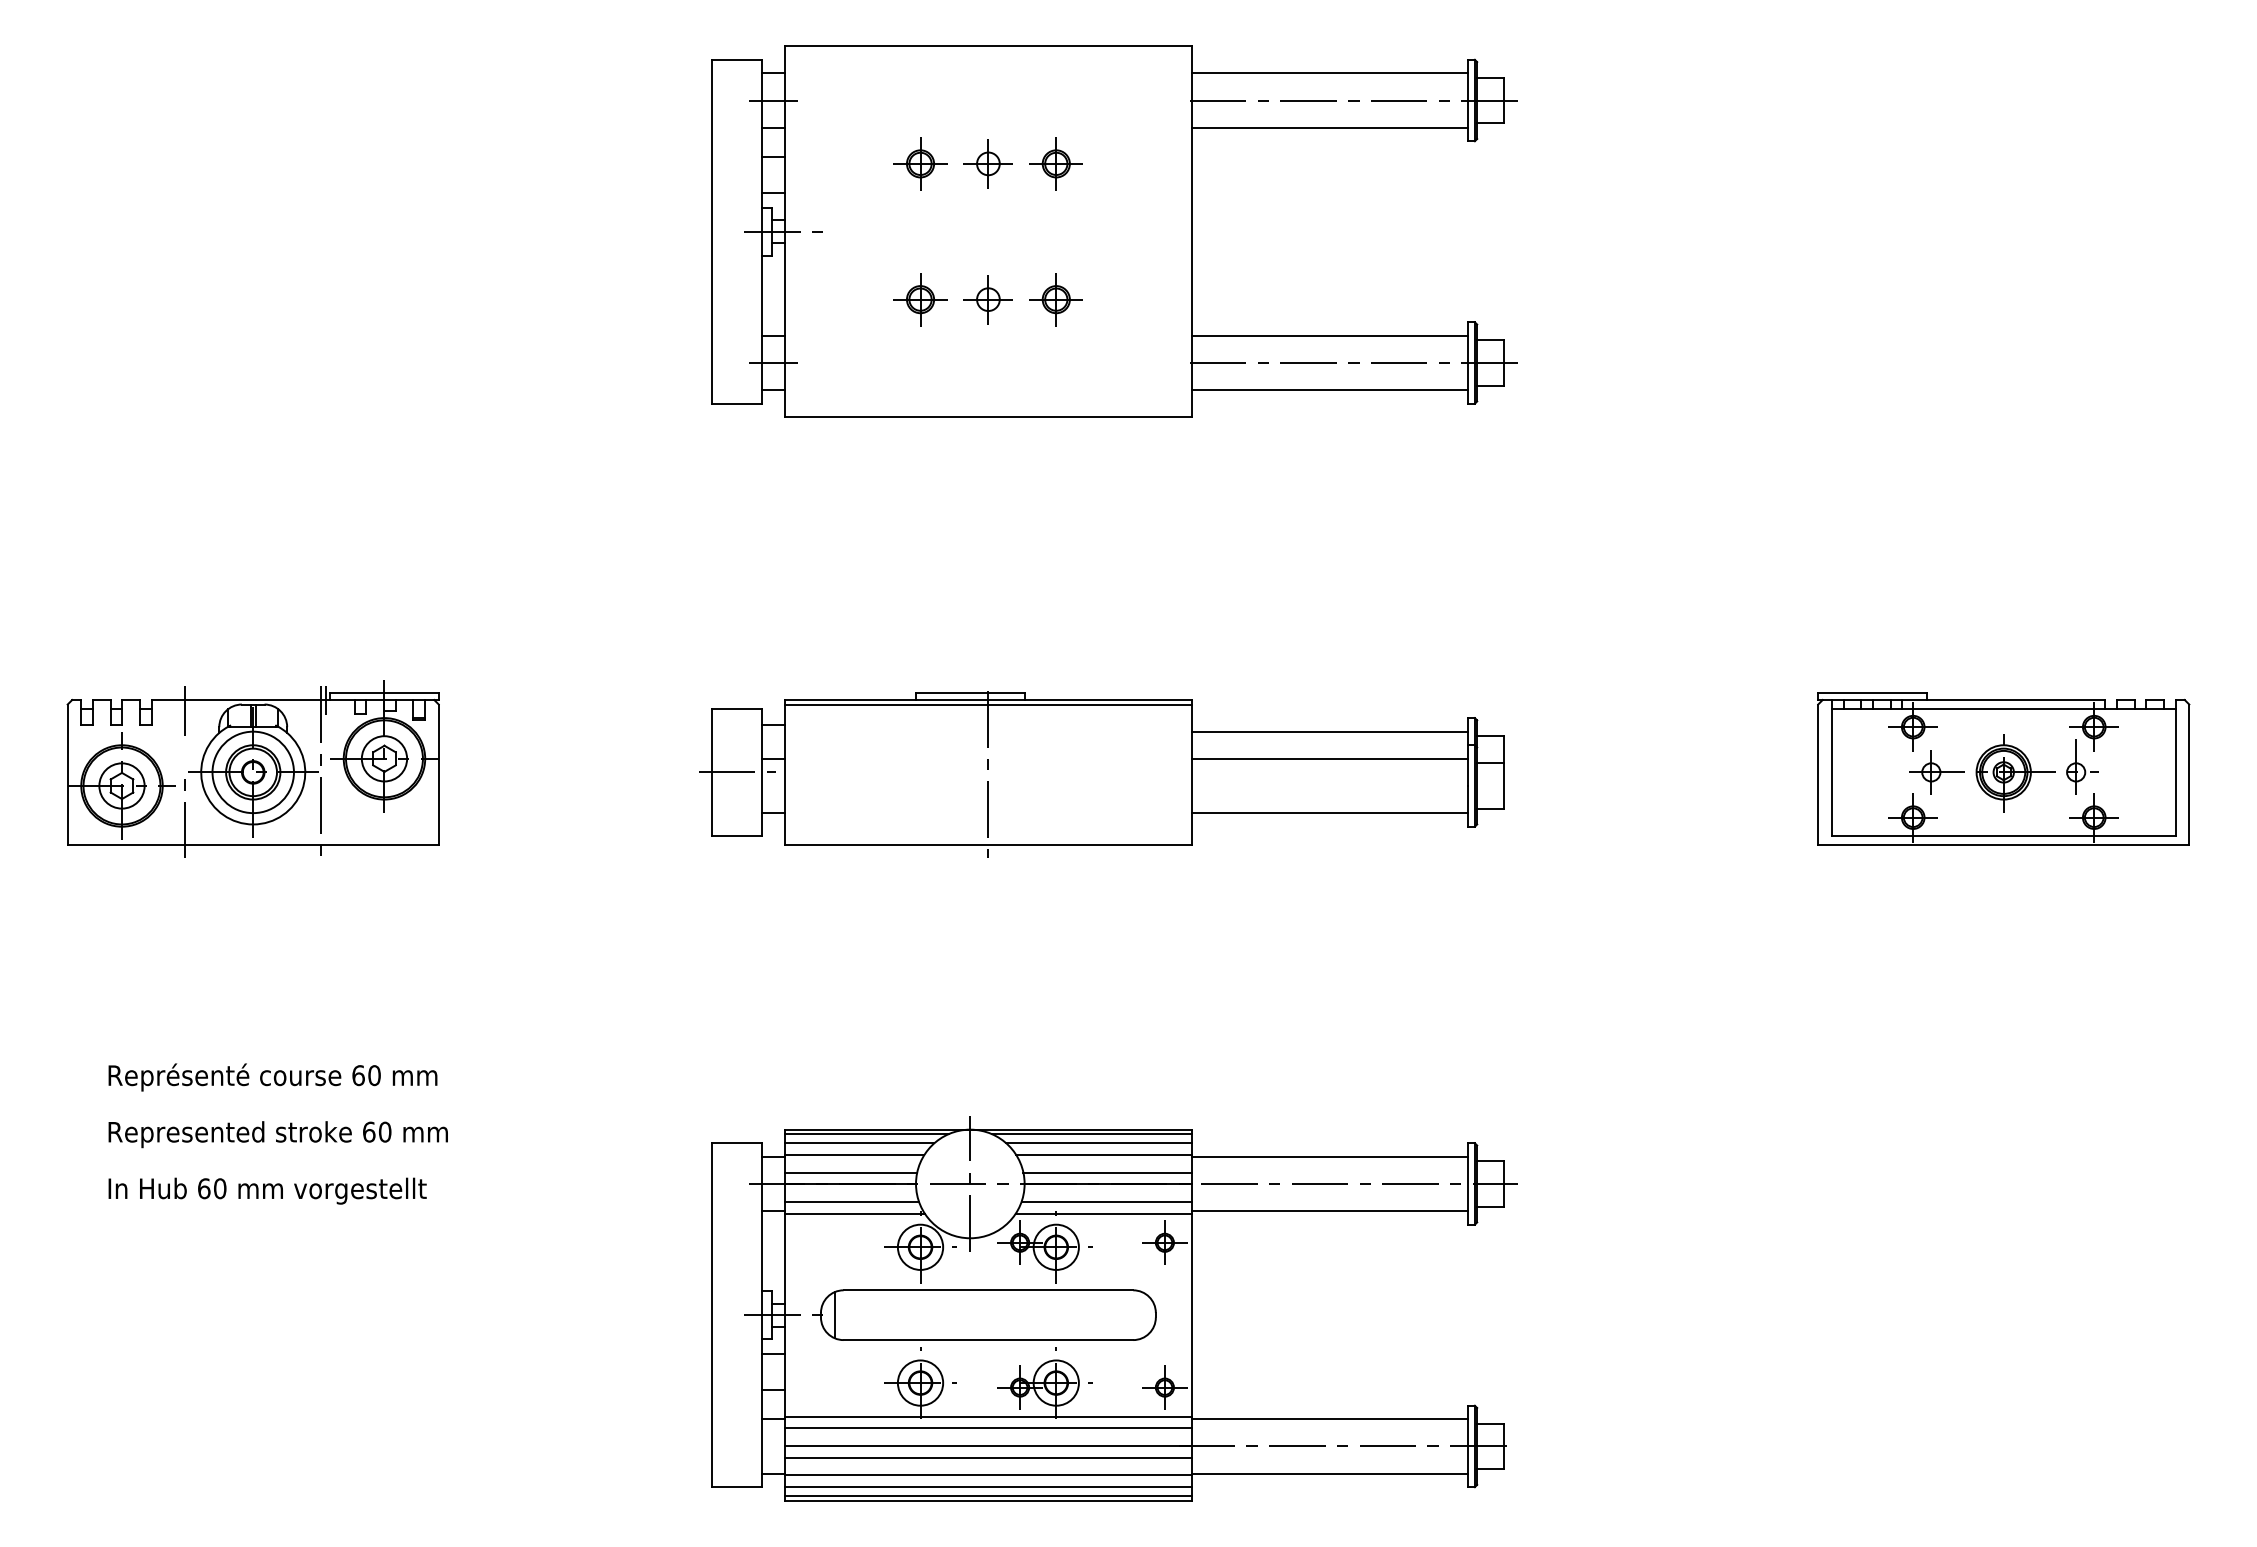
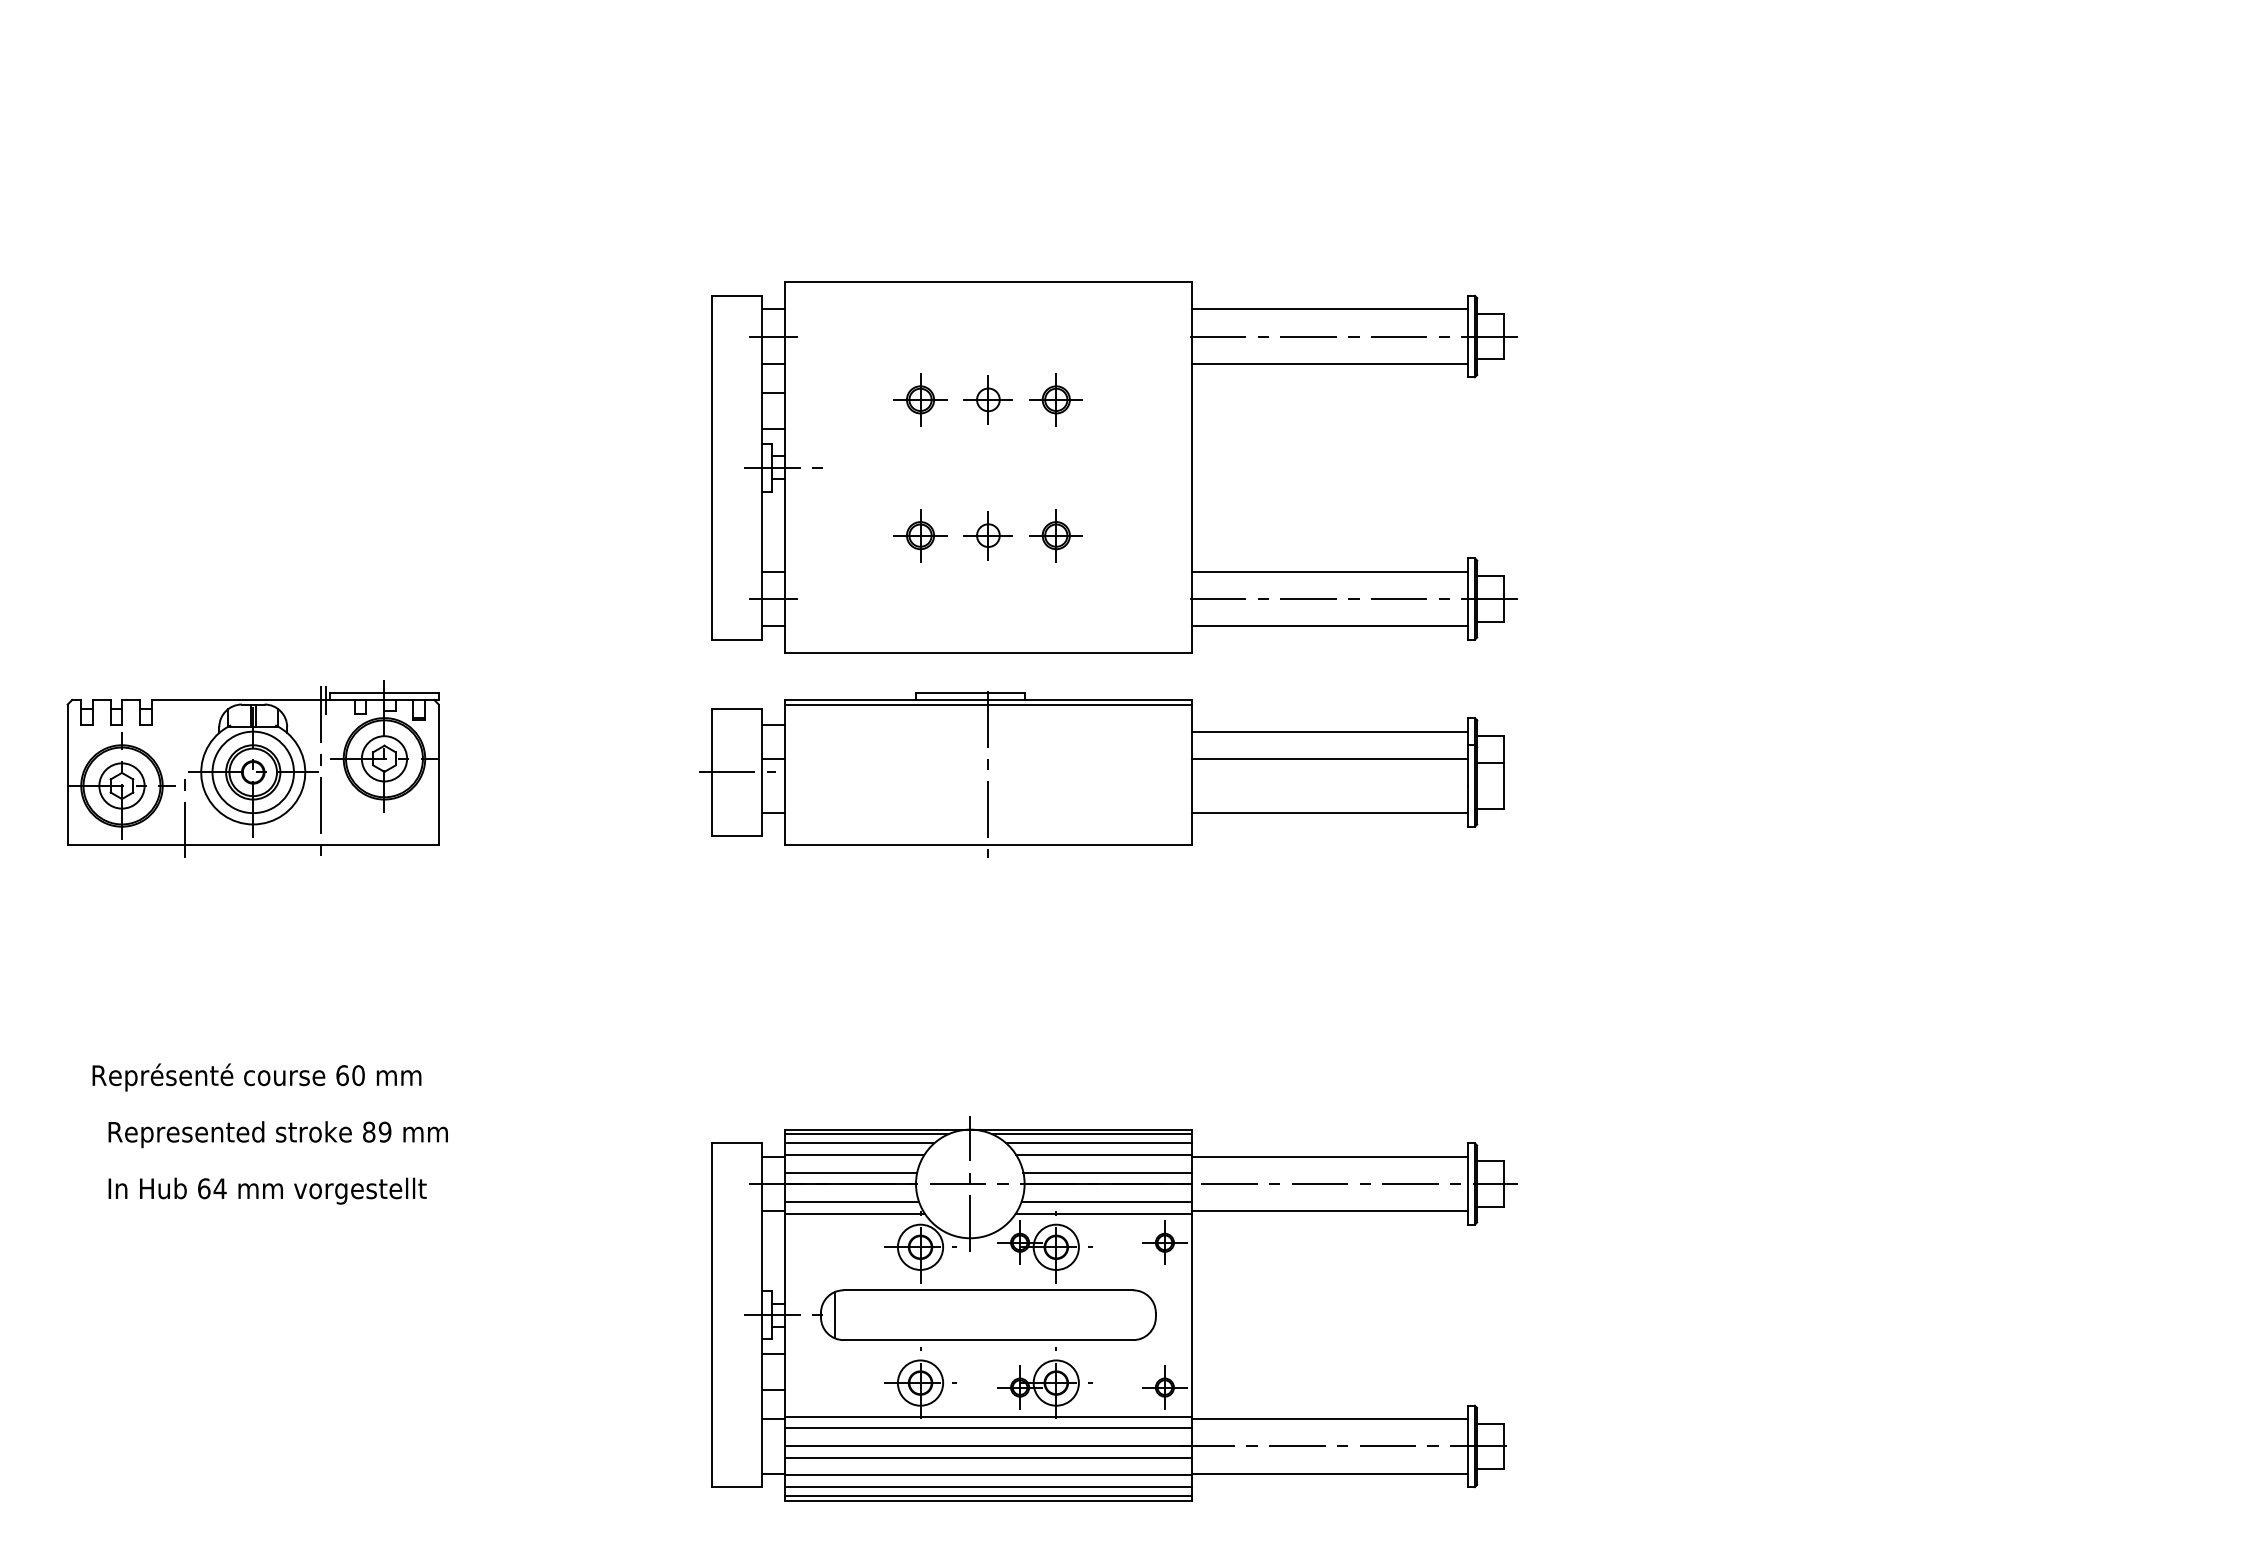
part position: (1114, 231) -> (1114, 467) (1114, 467)
line: present -> none (185, 711)
part: present -> none (2003, 768)
text position: (272, 1077) -> (256, 1077) (256, 1077)
text: 60 -> 89 (377, 1131)
text: 60 -> 64 (219, 1188)
